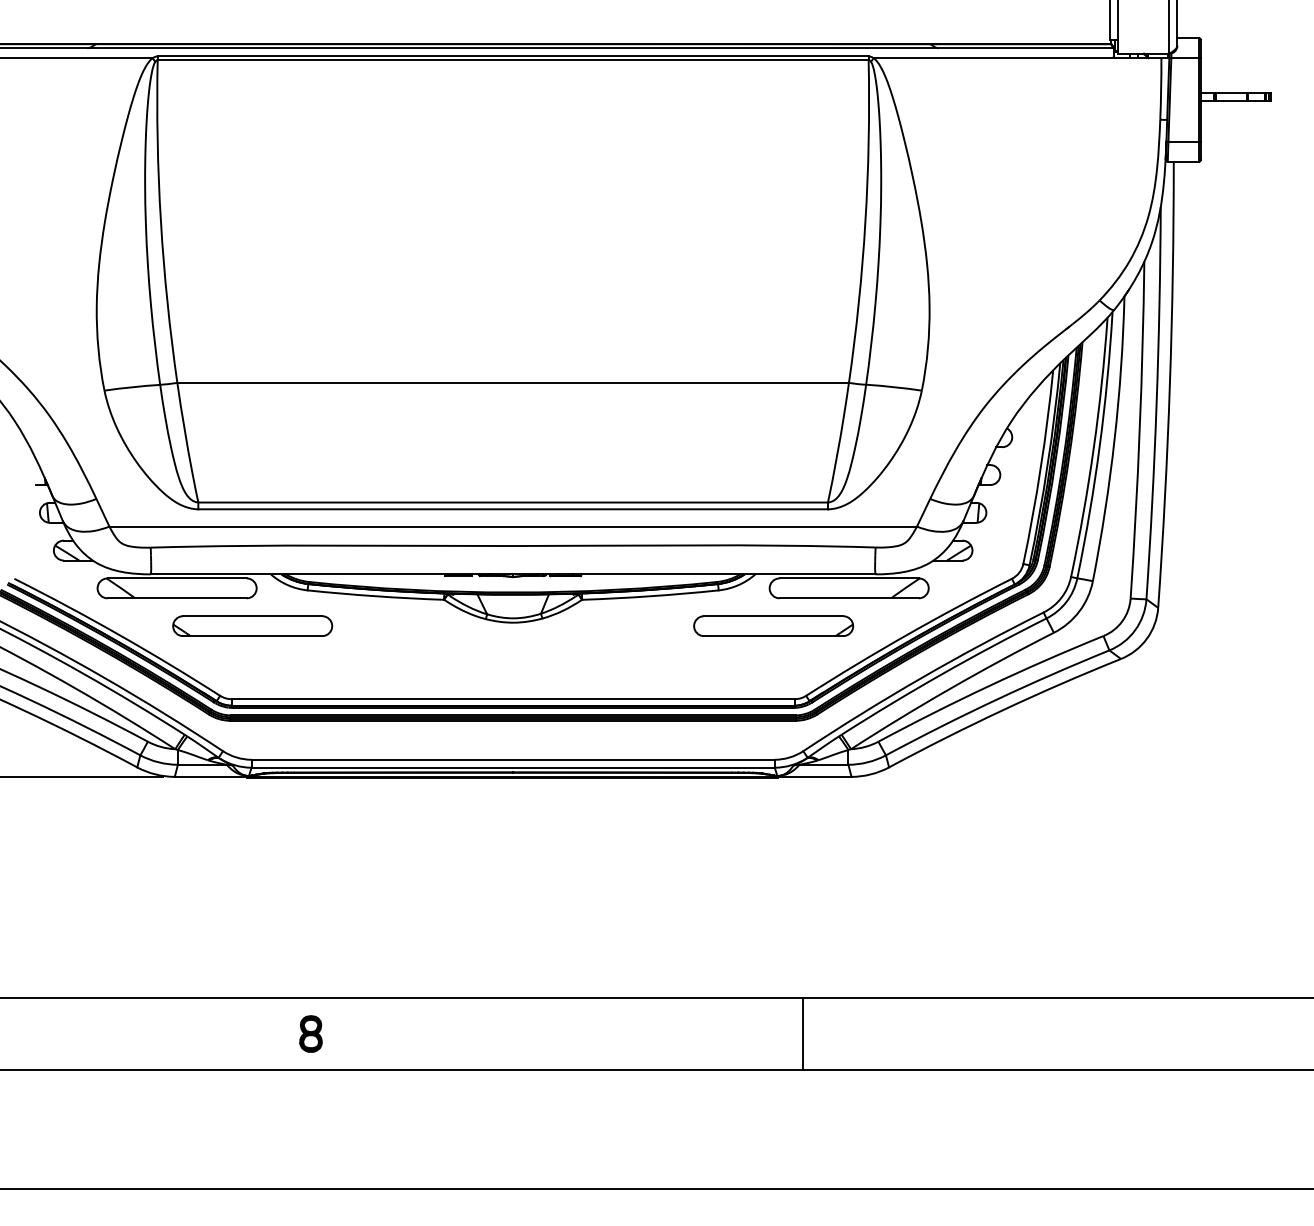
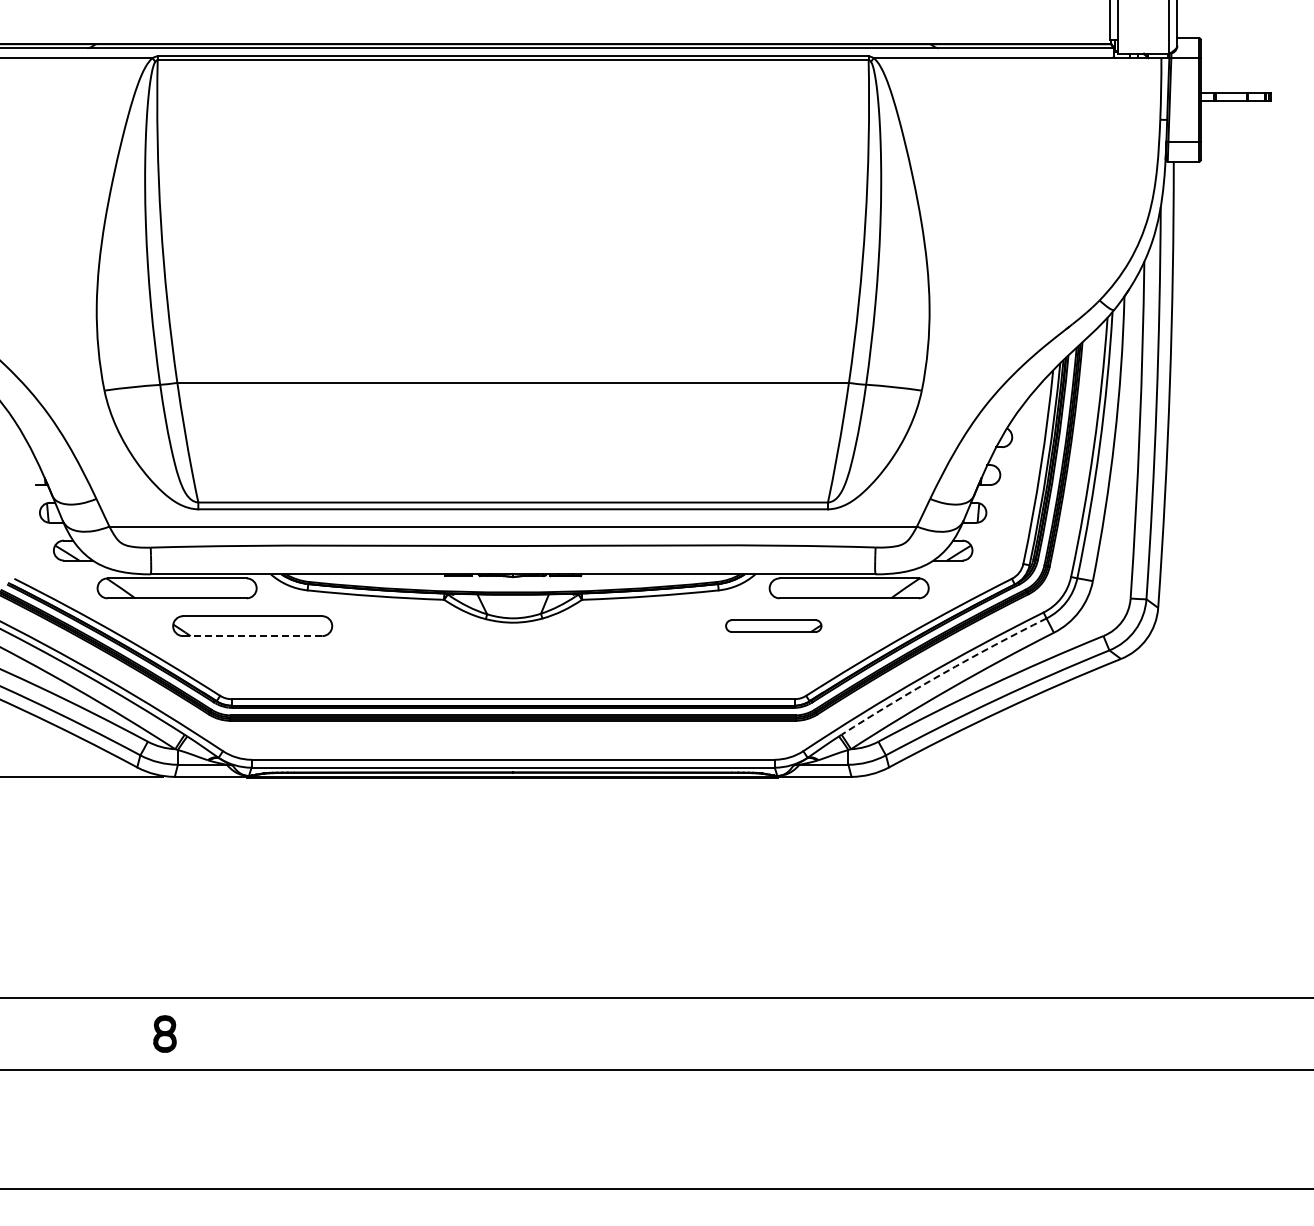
part size: 162x22 px -> 98x14 px (773, 625)
line: solid -> dashed (252, 636)
arc: solid -> dashed (942, 673)
part position: (310, 1033) -> (164, 1033) (164, 1033)
line: present -> none (802, 1033)
